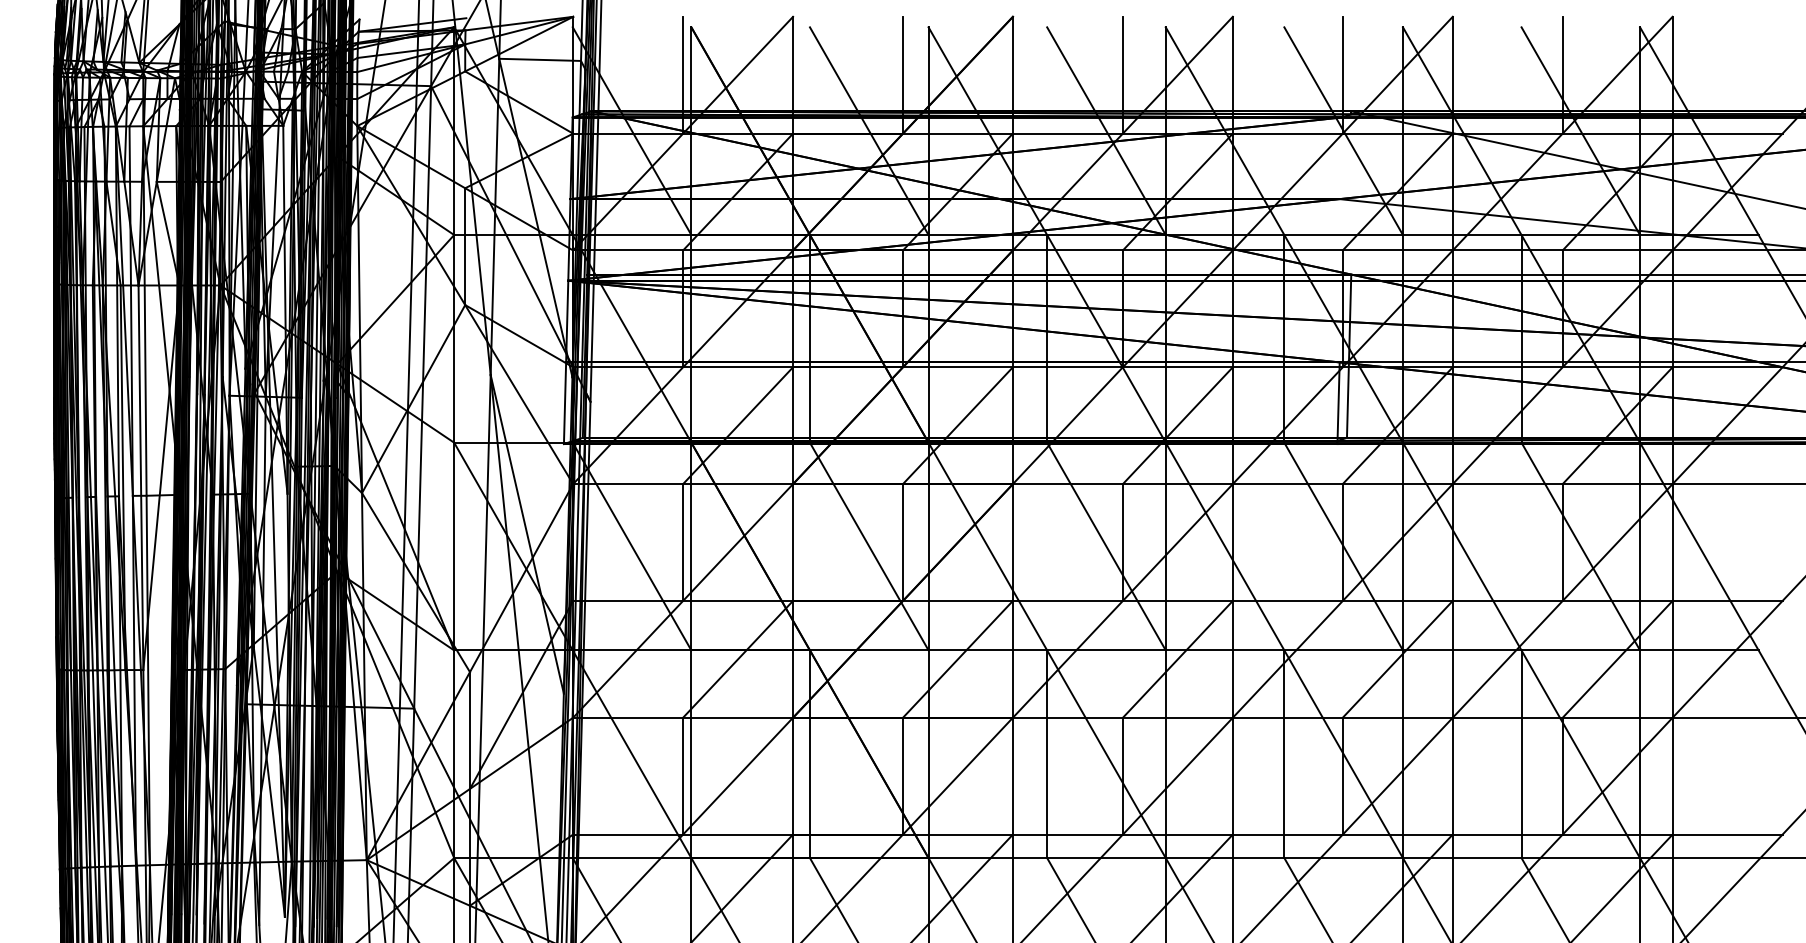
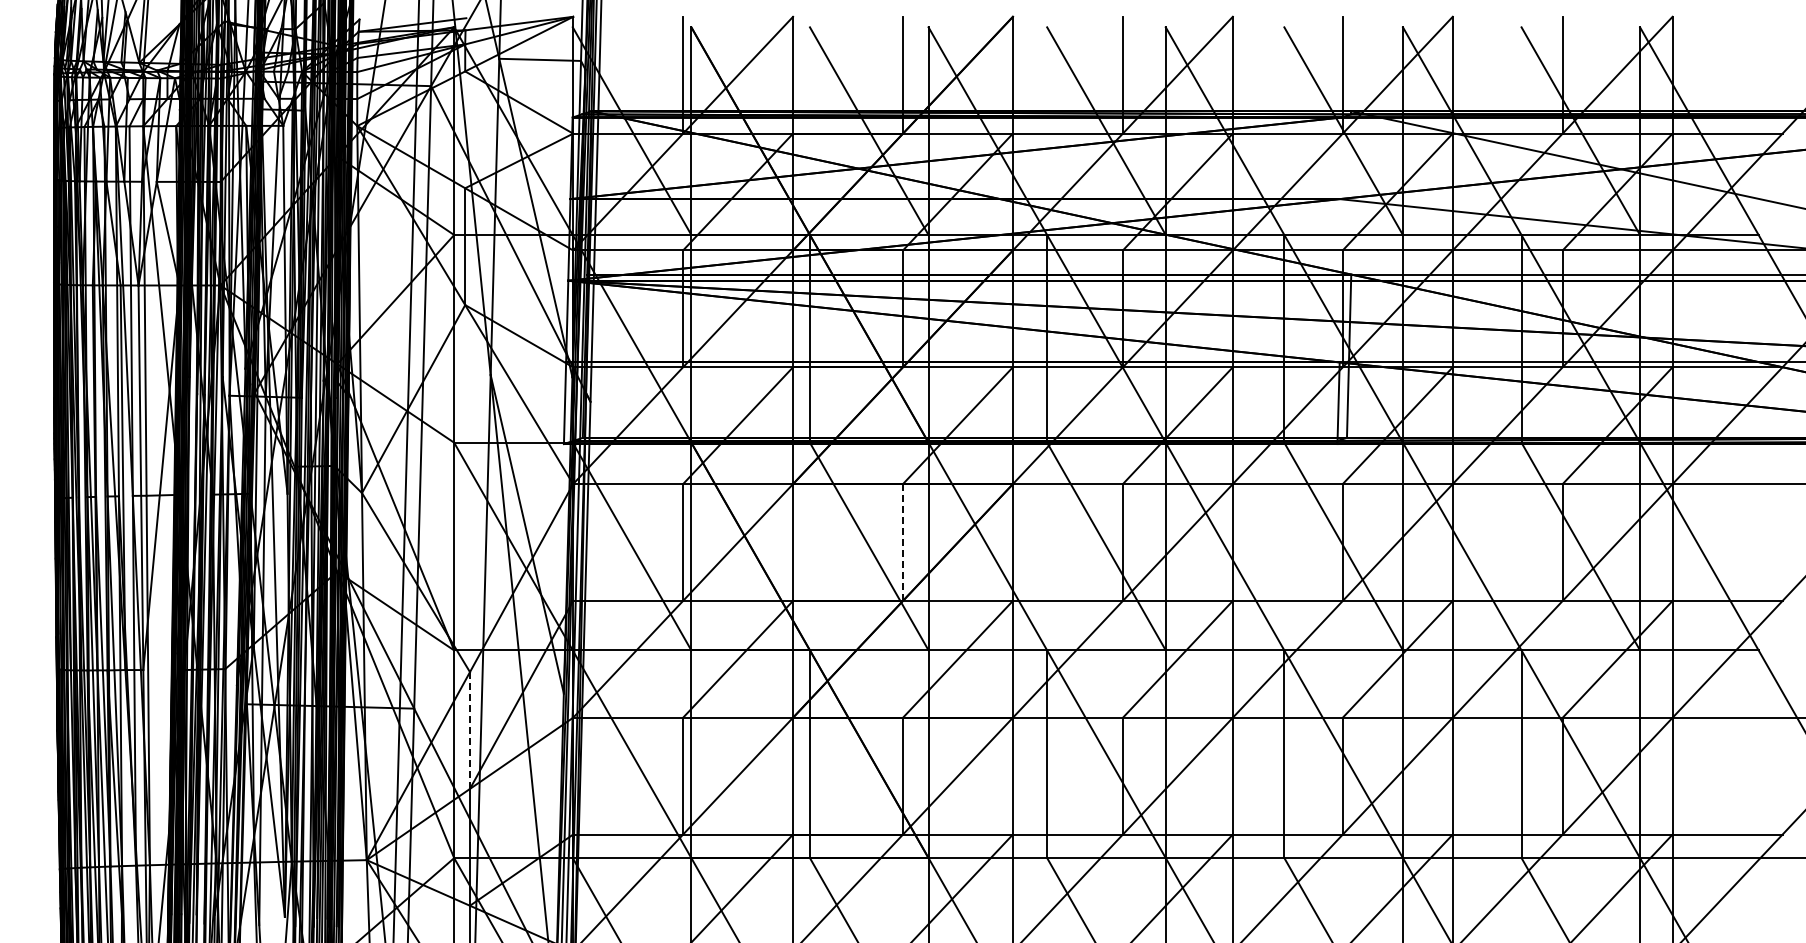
line: solid -> dashed (903, 543)
line: solid -> dashed (469, 730)
